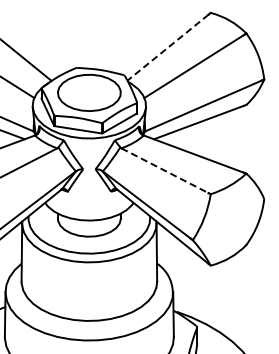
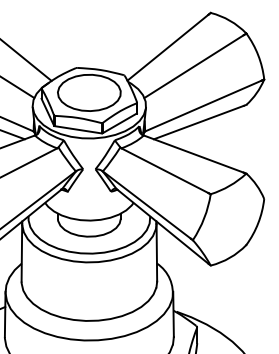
line: dashed -> solid (167, 48)
line: dashed -> solid (165, 170)
